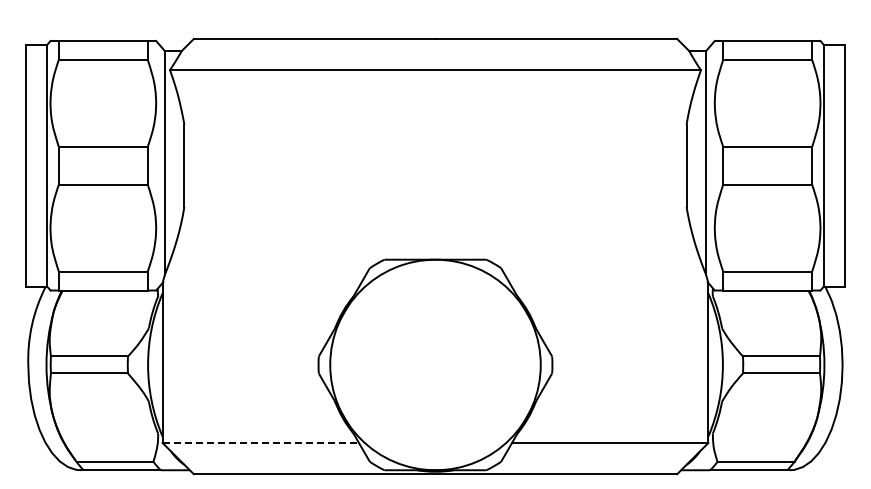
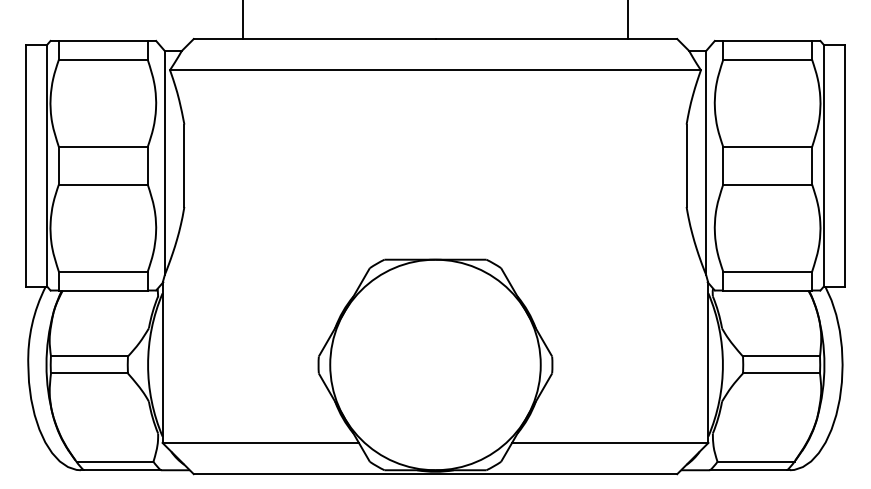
line: none -> present (242, 20)
line: none -> present (628, 20)
line: dashed -> solid (261, 442)
